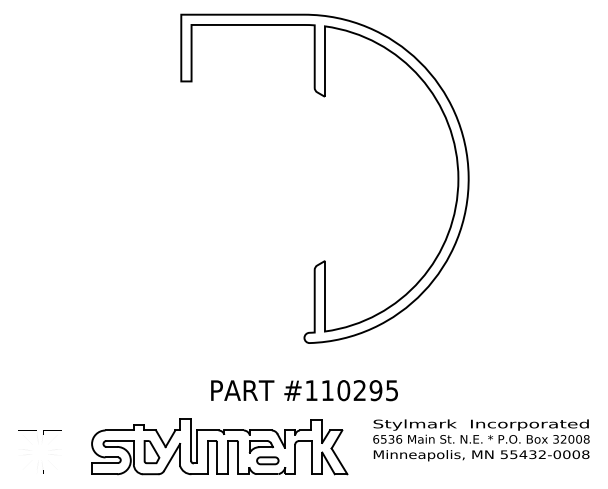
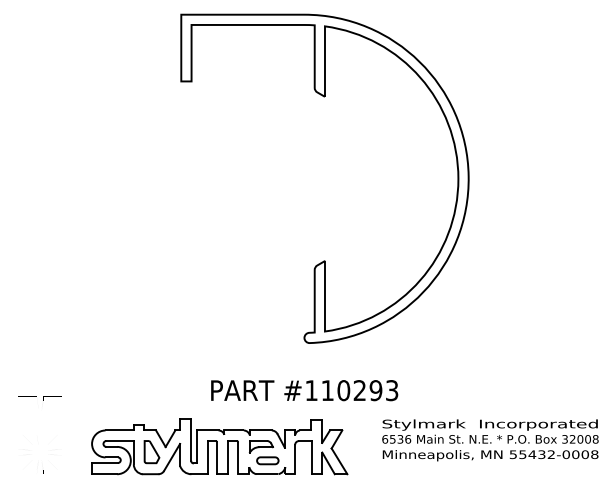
text: #110295 -> #110293 (392, 390)
part position: (39, 432) -> (39, 398) (39, 398)
text position: (481, 440) -> (490, 440) (490, 440)
